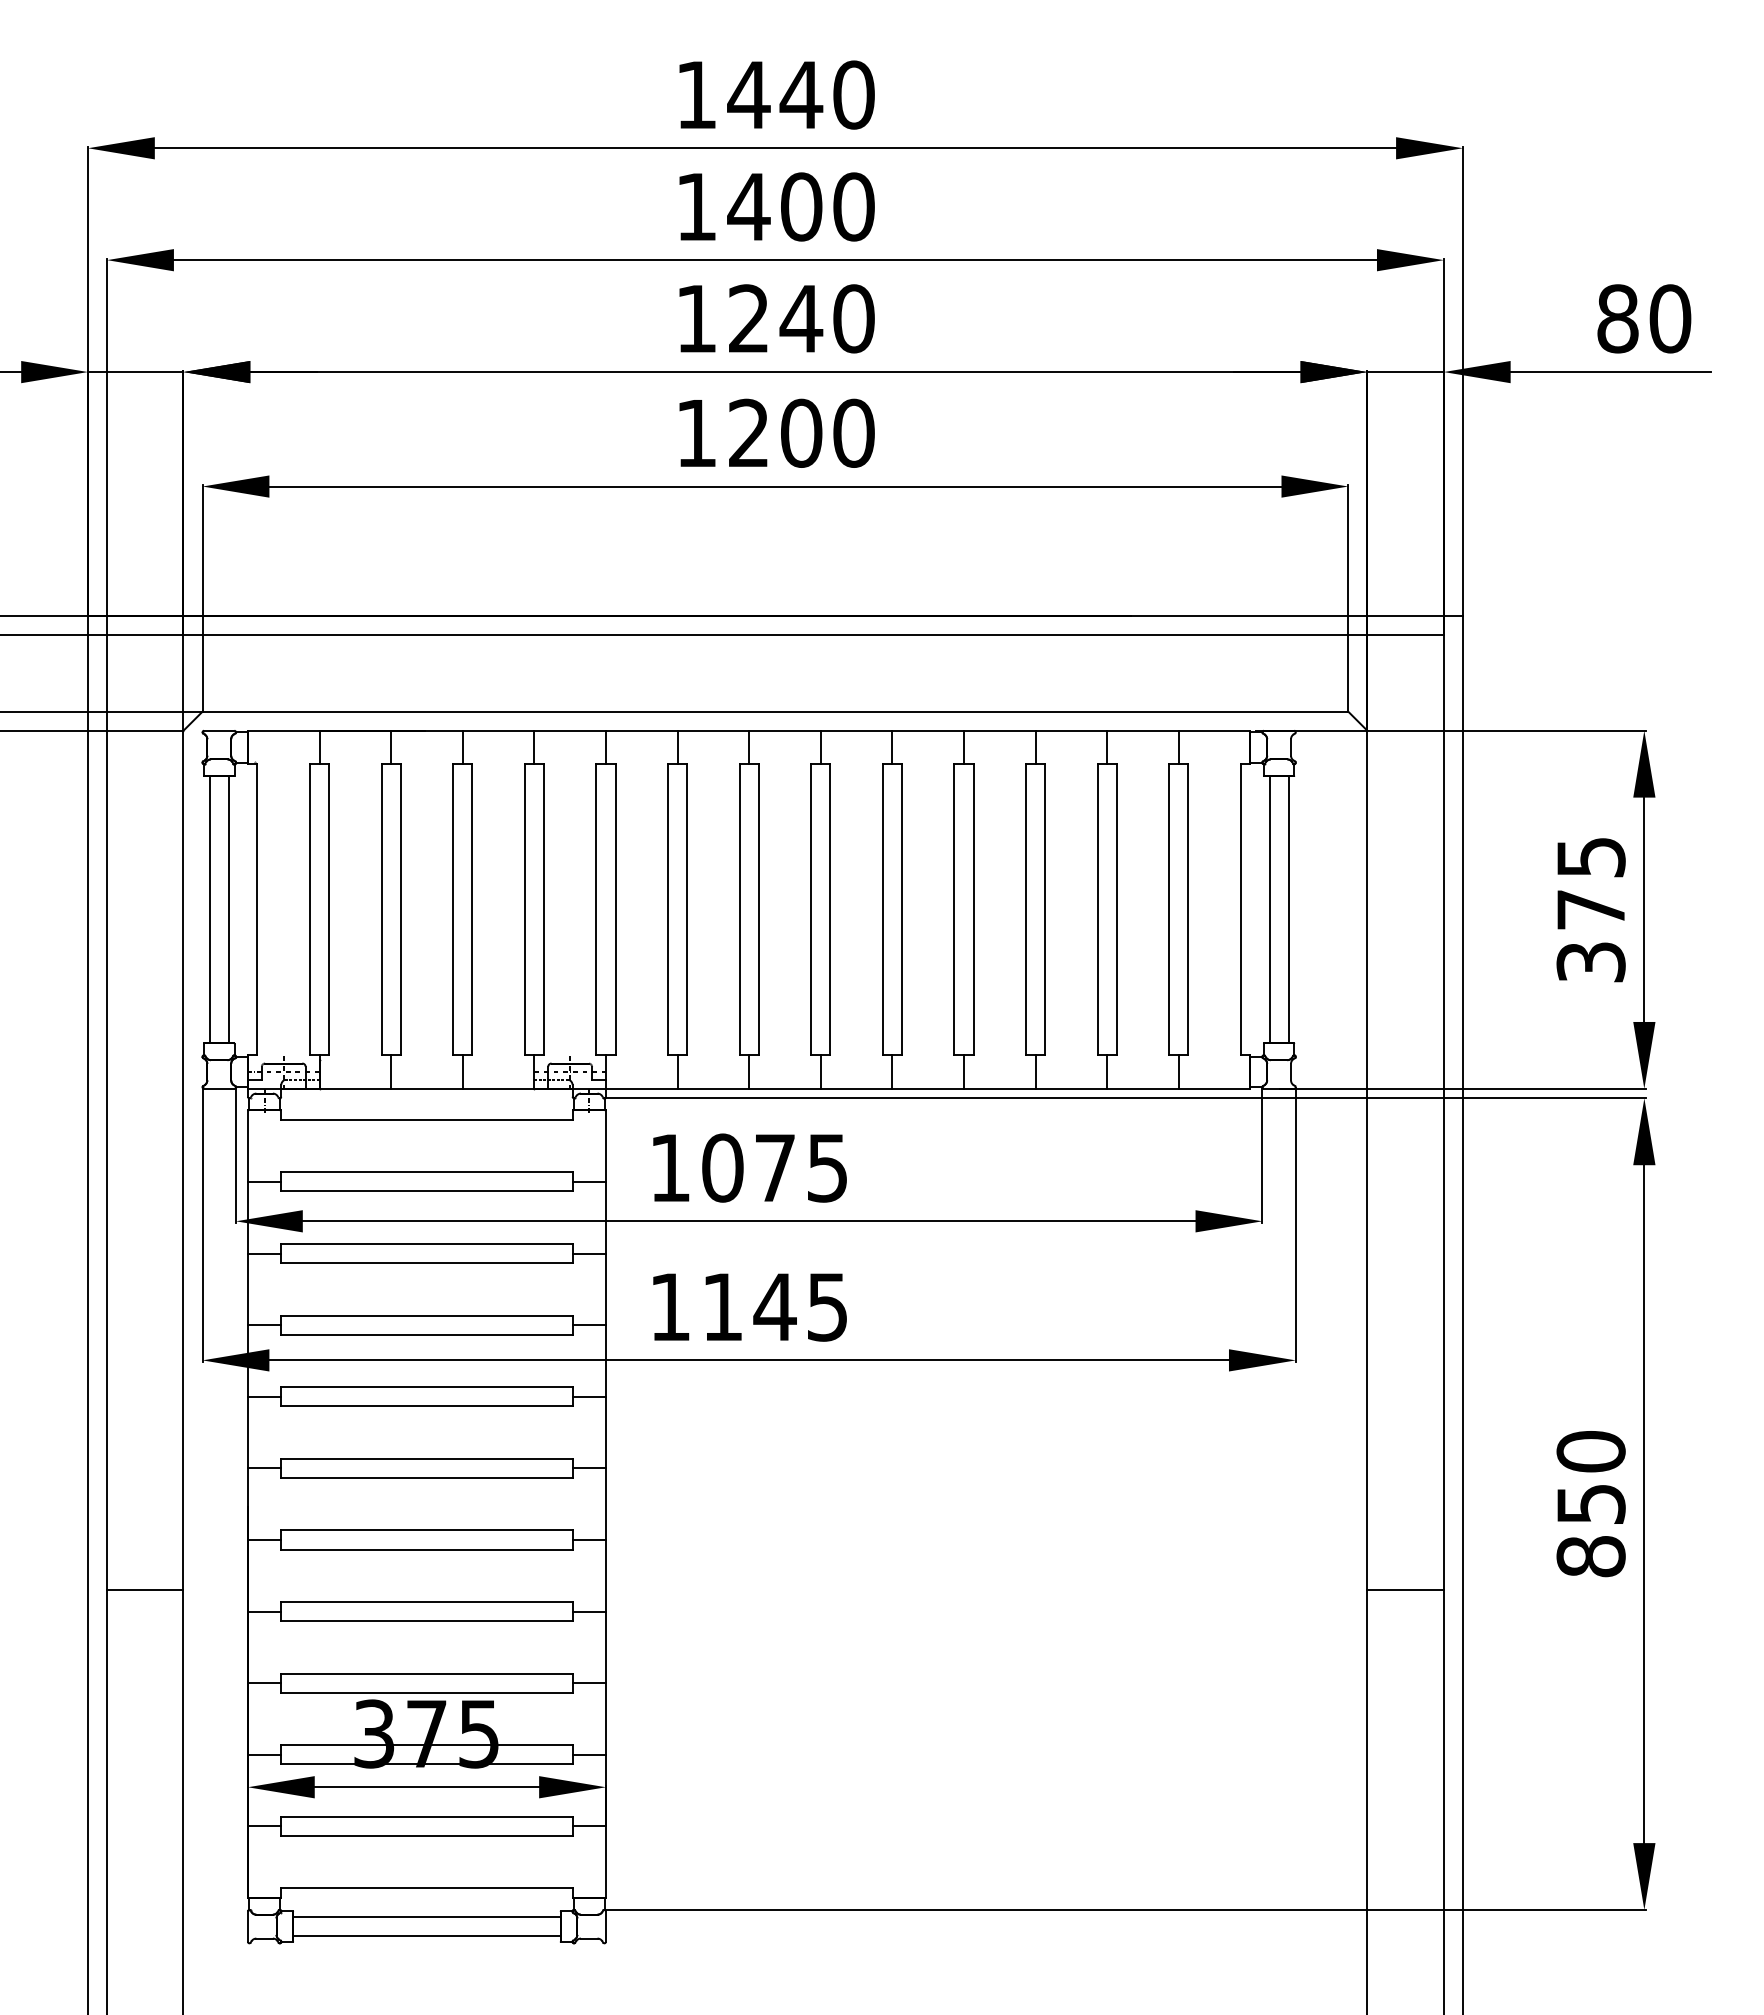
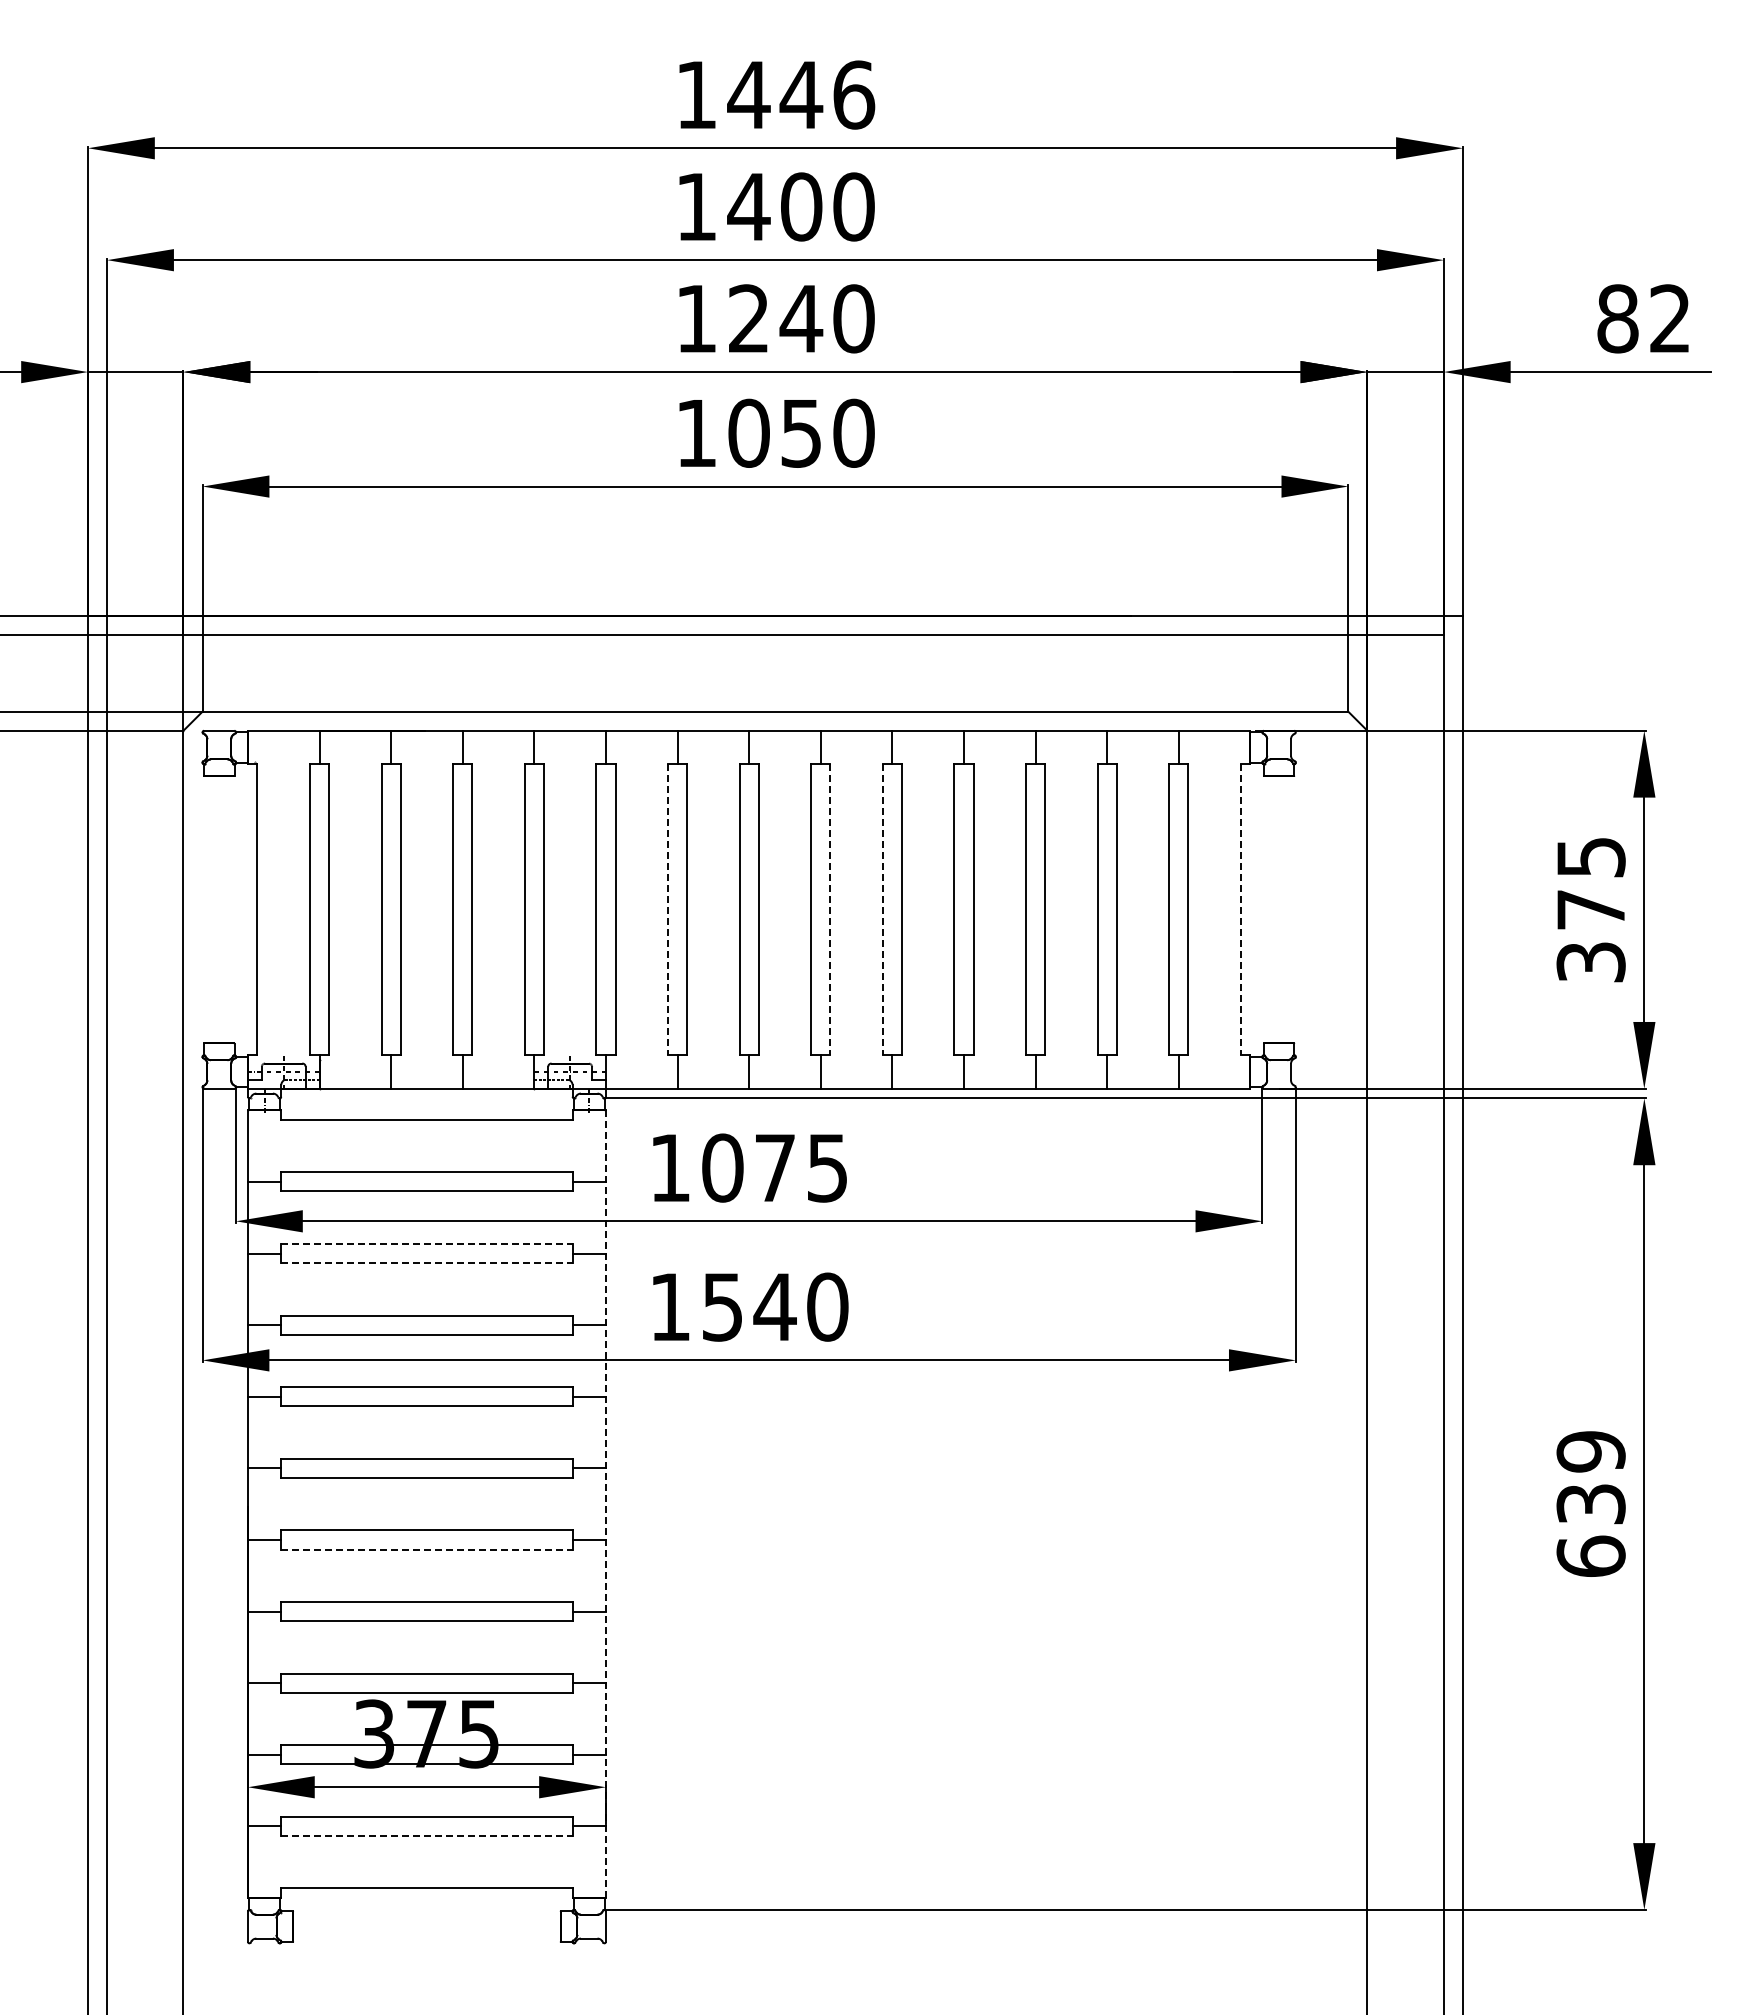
text: 1440 -> 1446 (854, 94)
text: 80 -> 82 (1670, 318)
text: 1200 -> 1050 (775, 432)
line: present -> none (209, 909)
line: present -> none (228, 909)
line: solid -> dashed (668, 909)
line: solid -> dashed (830, 909)
line: solid -> dashed (882, 909)
line: solid -> dashed (1240, 909)
line: present -> none (1269, 909)
line: present -> none (1288, 909)
line: solid -> dashed (426, 1243)
line: solid -> dashed (426, 1263)
text: 1145 -> 1540 (775, 1306)
line: solid -> dashed (605, 1504)
text: 850 -> 639 (1590, 1504)
line: solid -> dashed (426, 1549)
line: present -> none (145, 1590)
line: present -> none (1405, 1590)
line: solid -> dashed (426, 1835)
line: present -> none (426, 1917)
line: present -> none (426, 1936)
